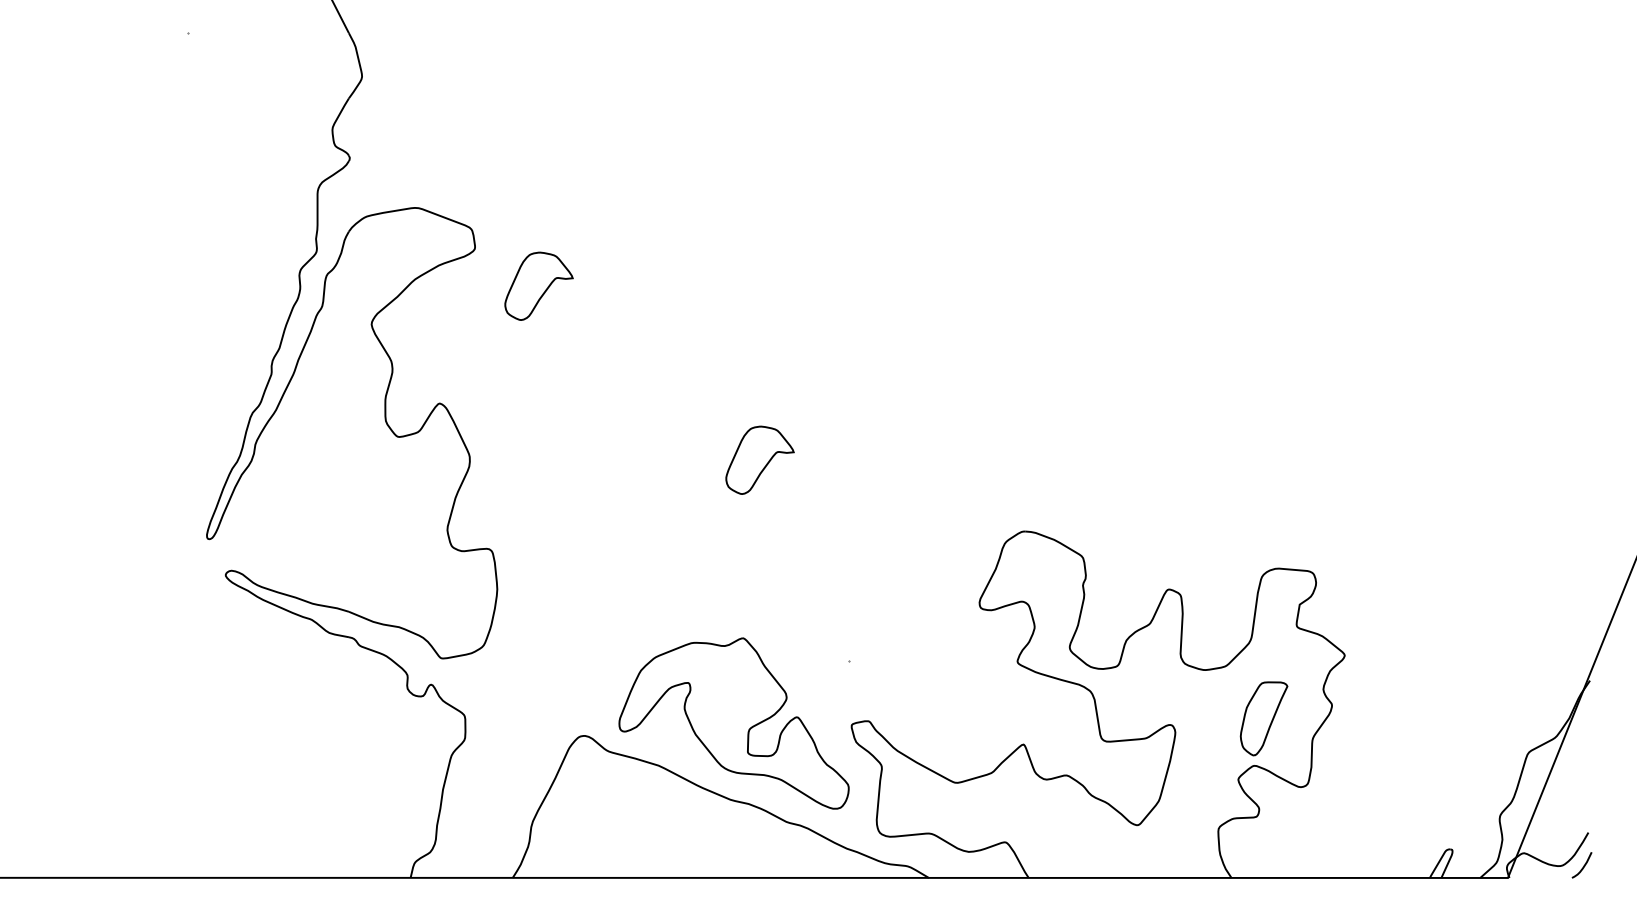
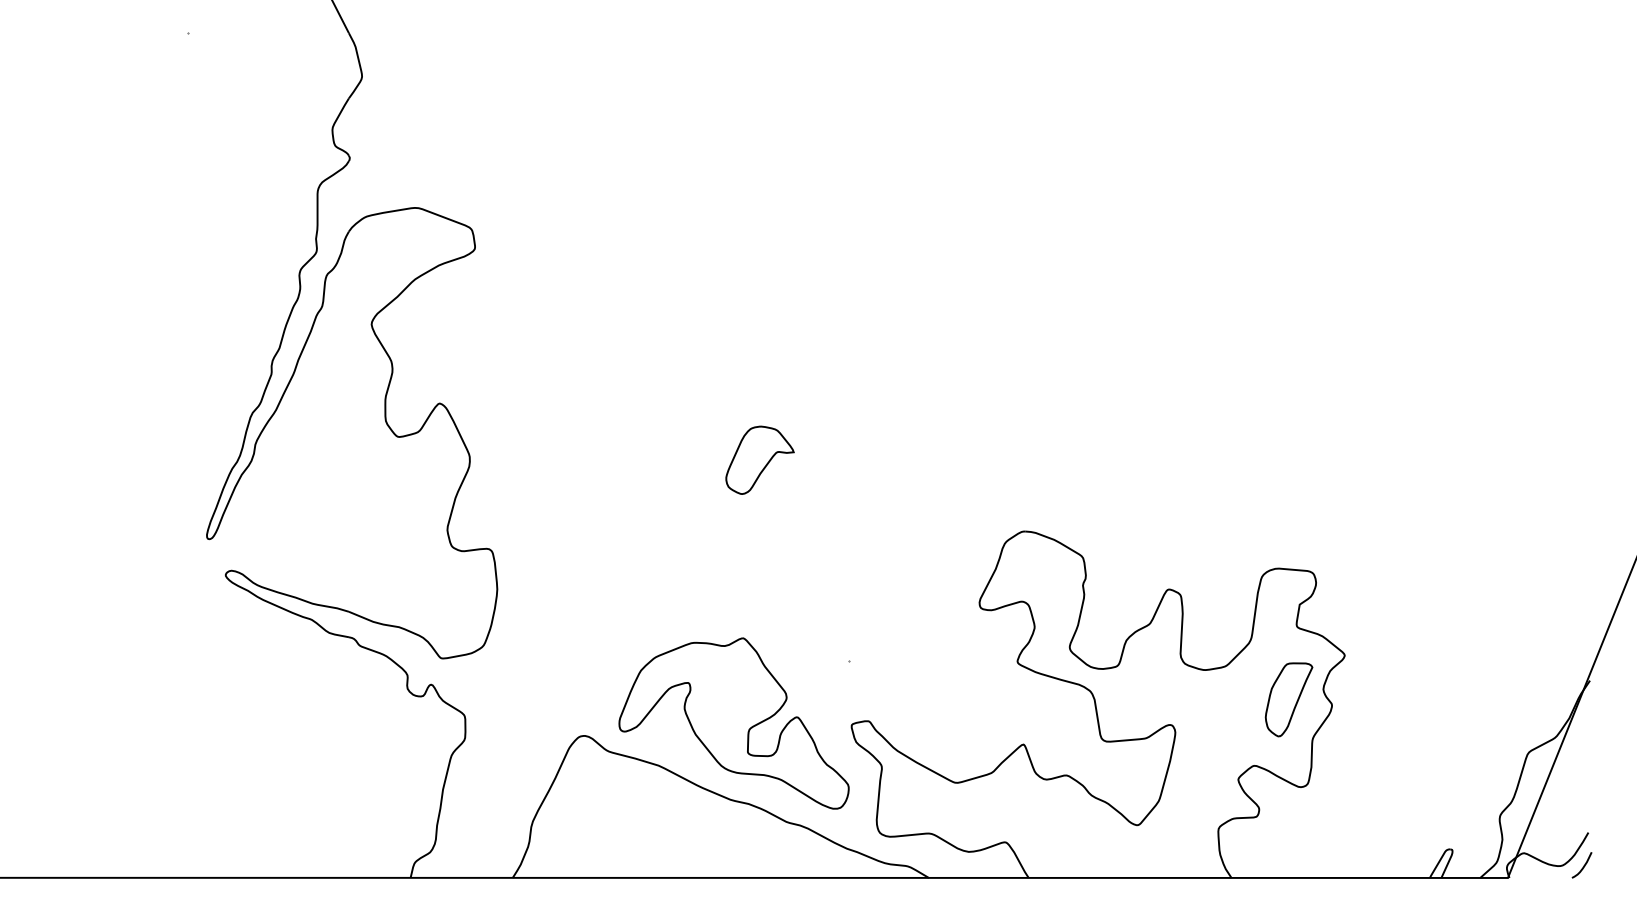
part: present -> none (538, 285)
part position: (1263, 718) -> (1288, 699) (1288, 699)
